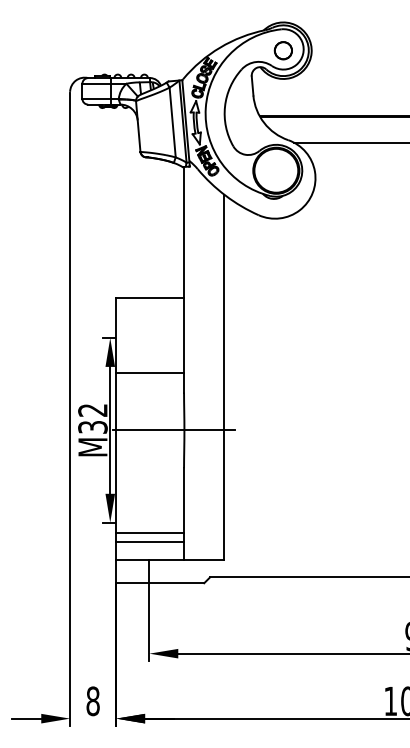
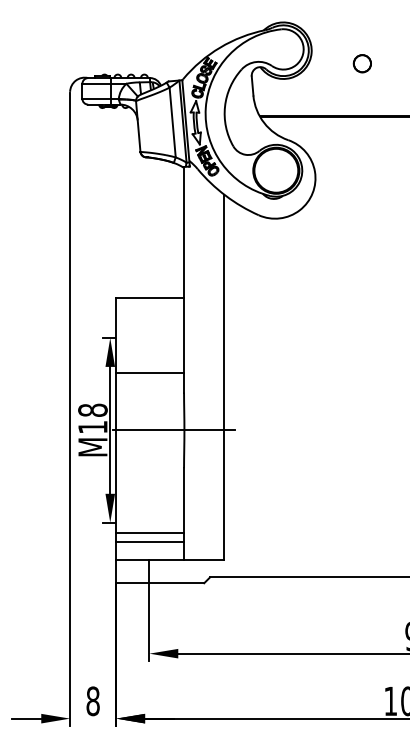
circle position: (282, 50) -> (361, 63) (361, 63)
line: present -> none (350, 142)
text: M32 -> M18 (92, 418)
